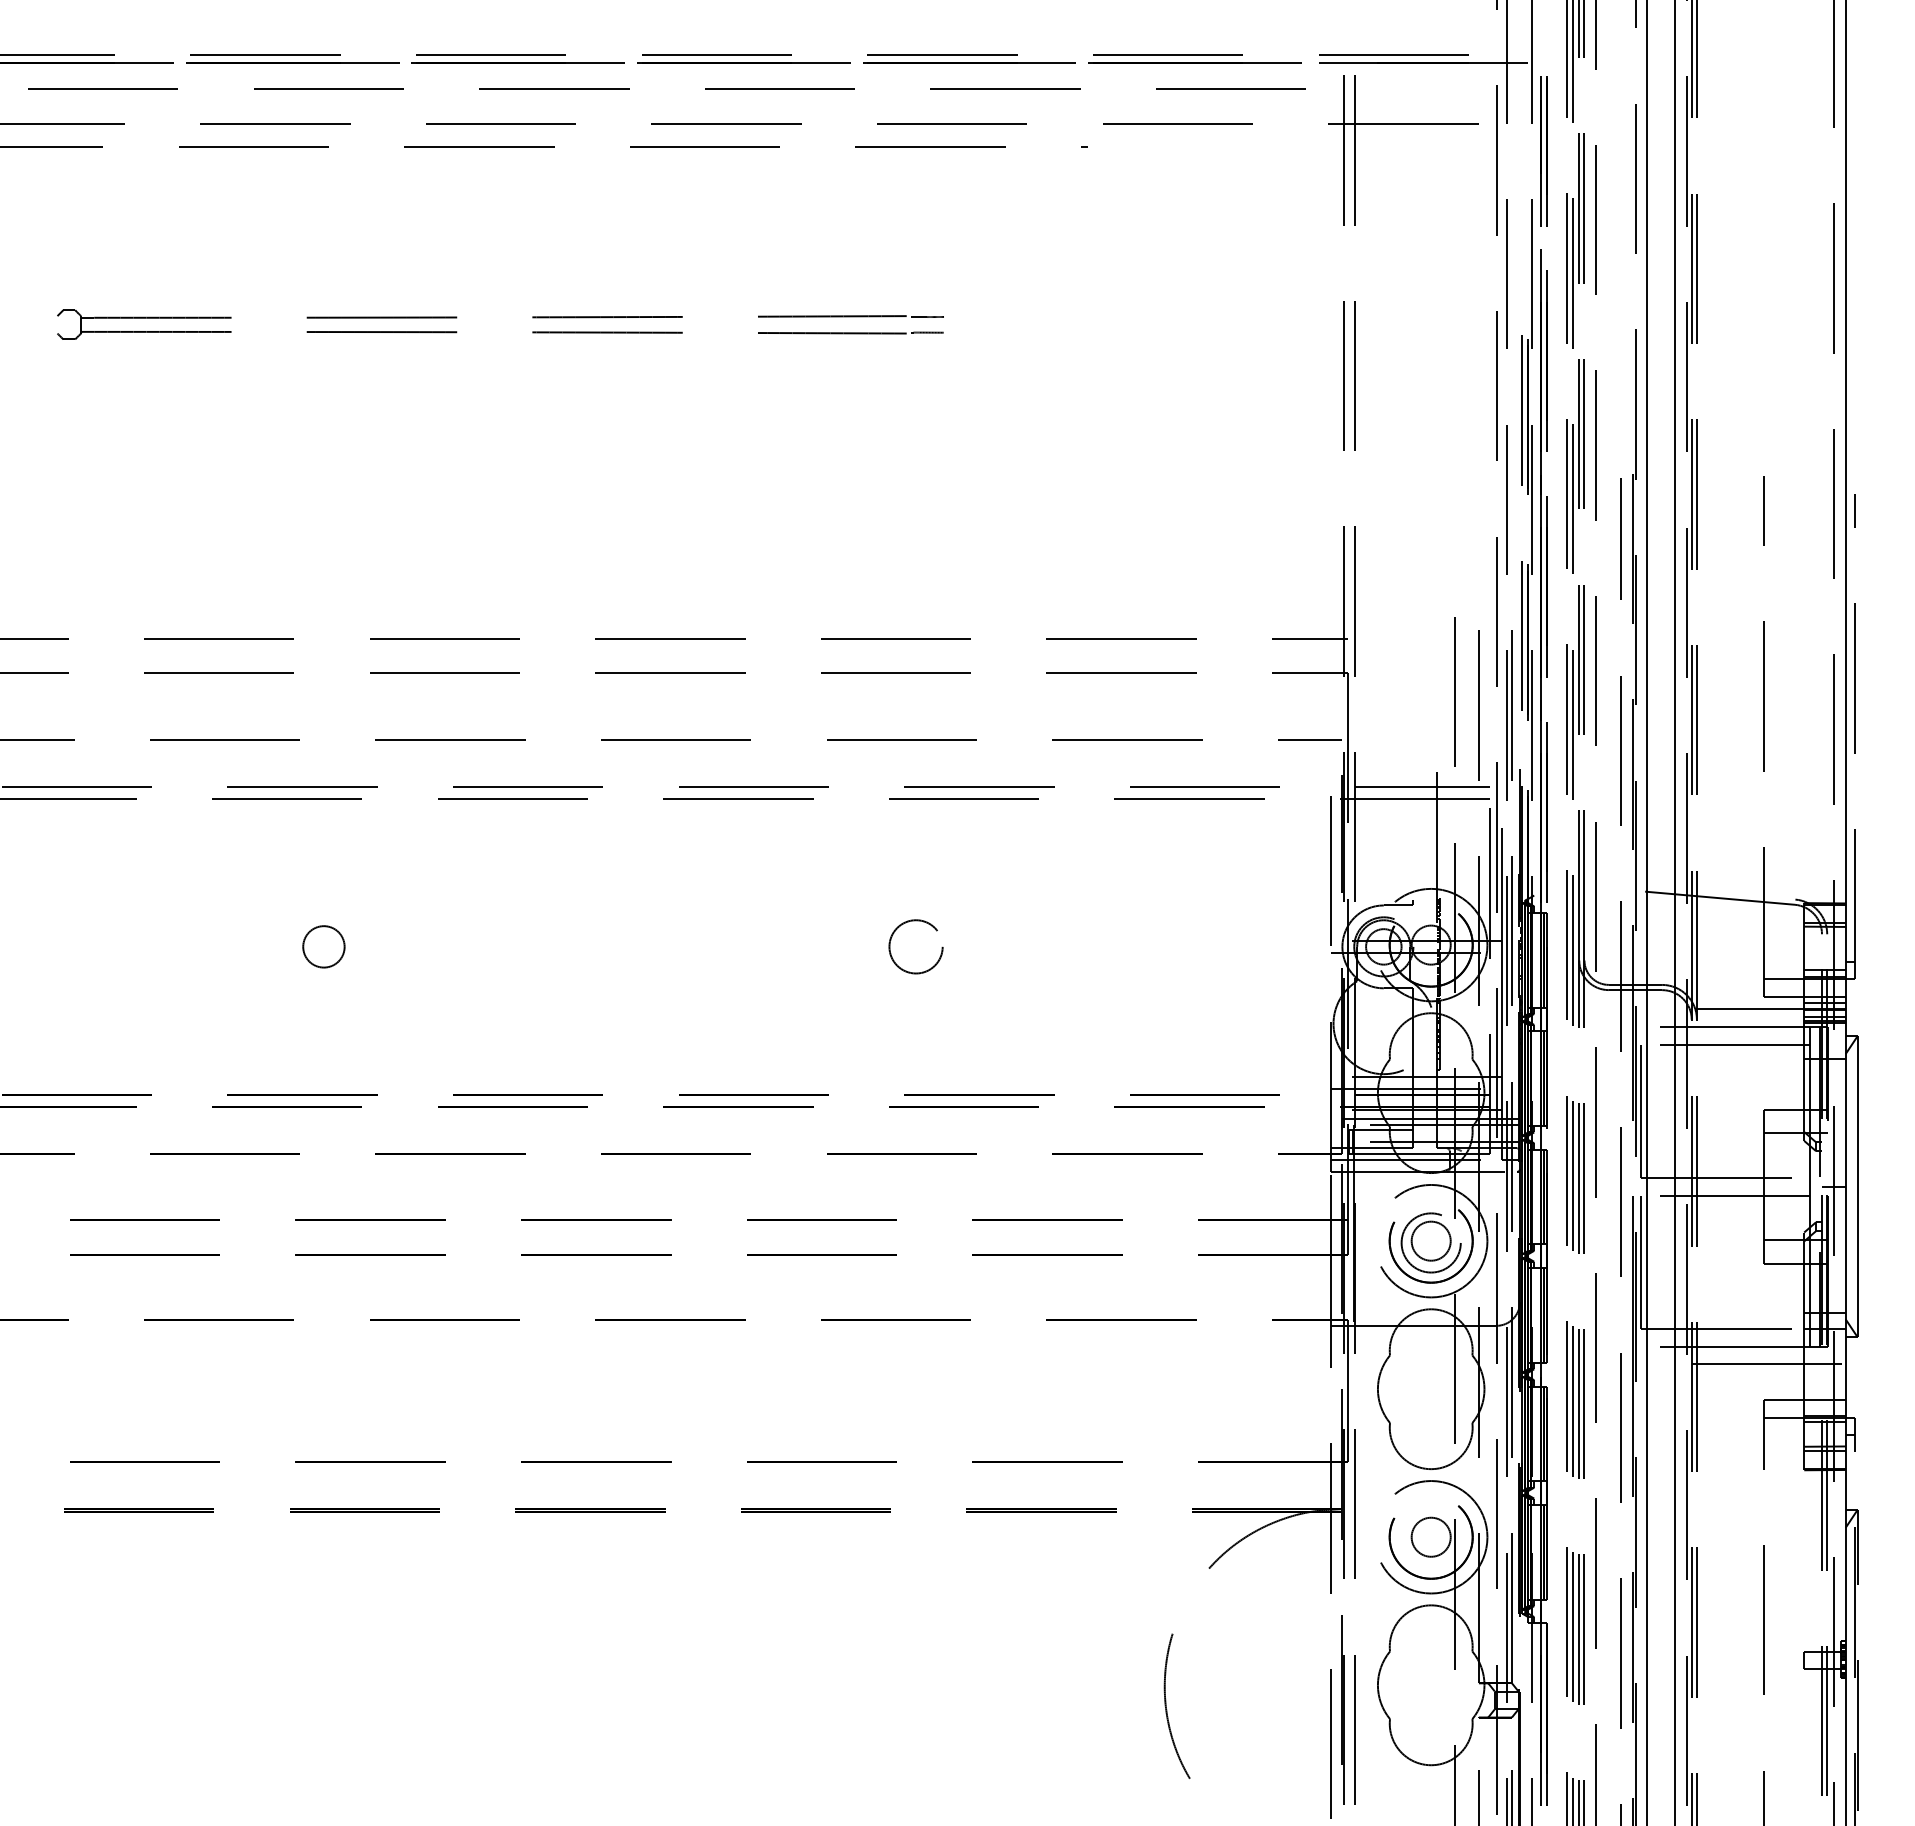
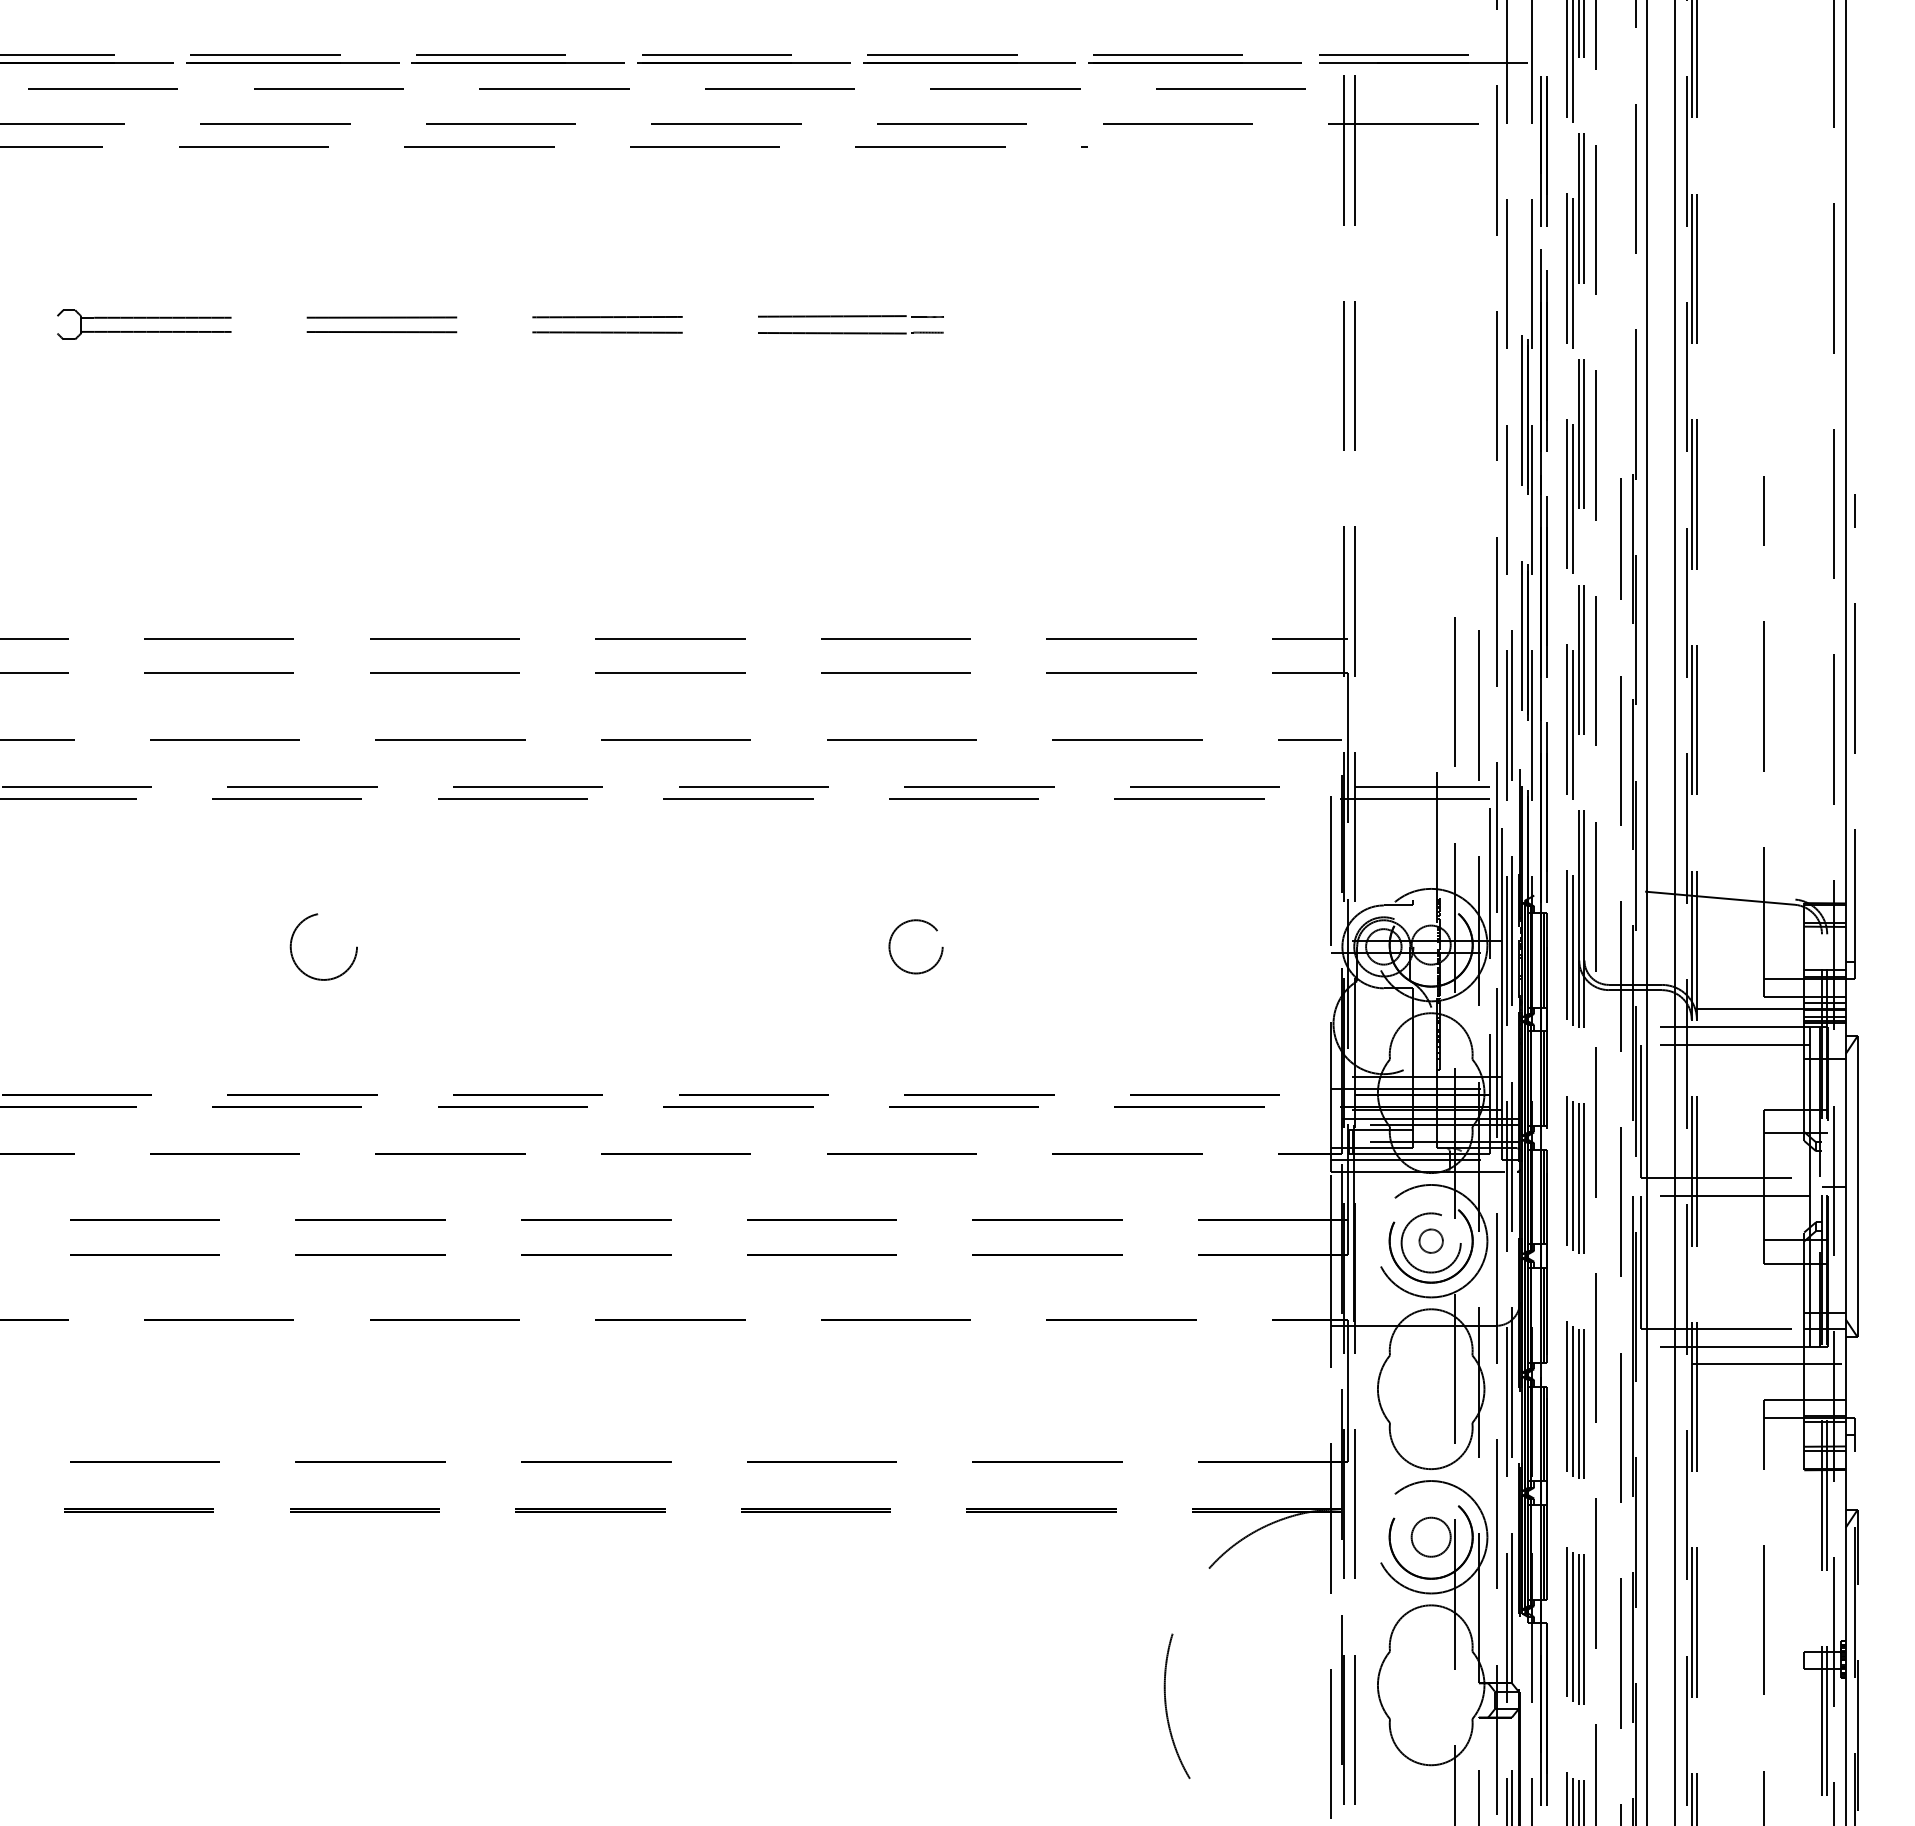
circle size: 44x44 px -> 69x68 px (323, 946)
circle diameter: 39 px -> 23 px (1430, 1240)
